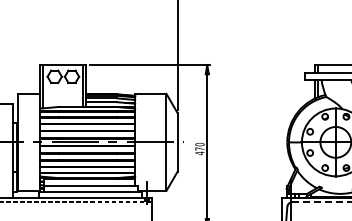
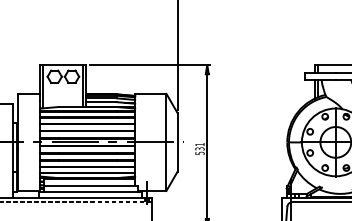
text: 470 -> 531 (199, 148)
line: dashed -> solid (321, 202)
